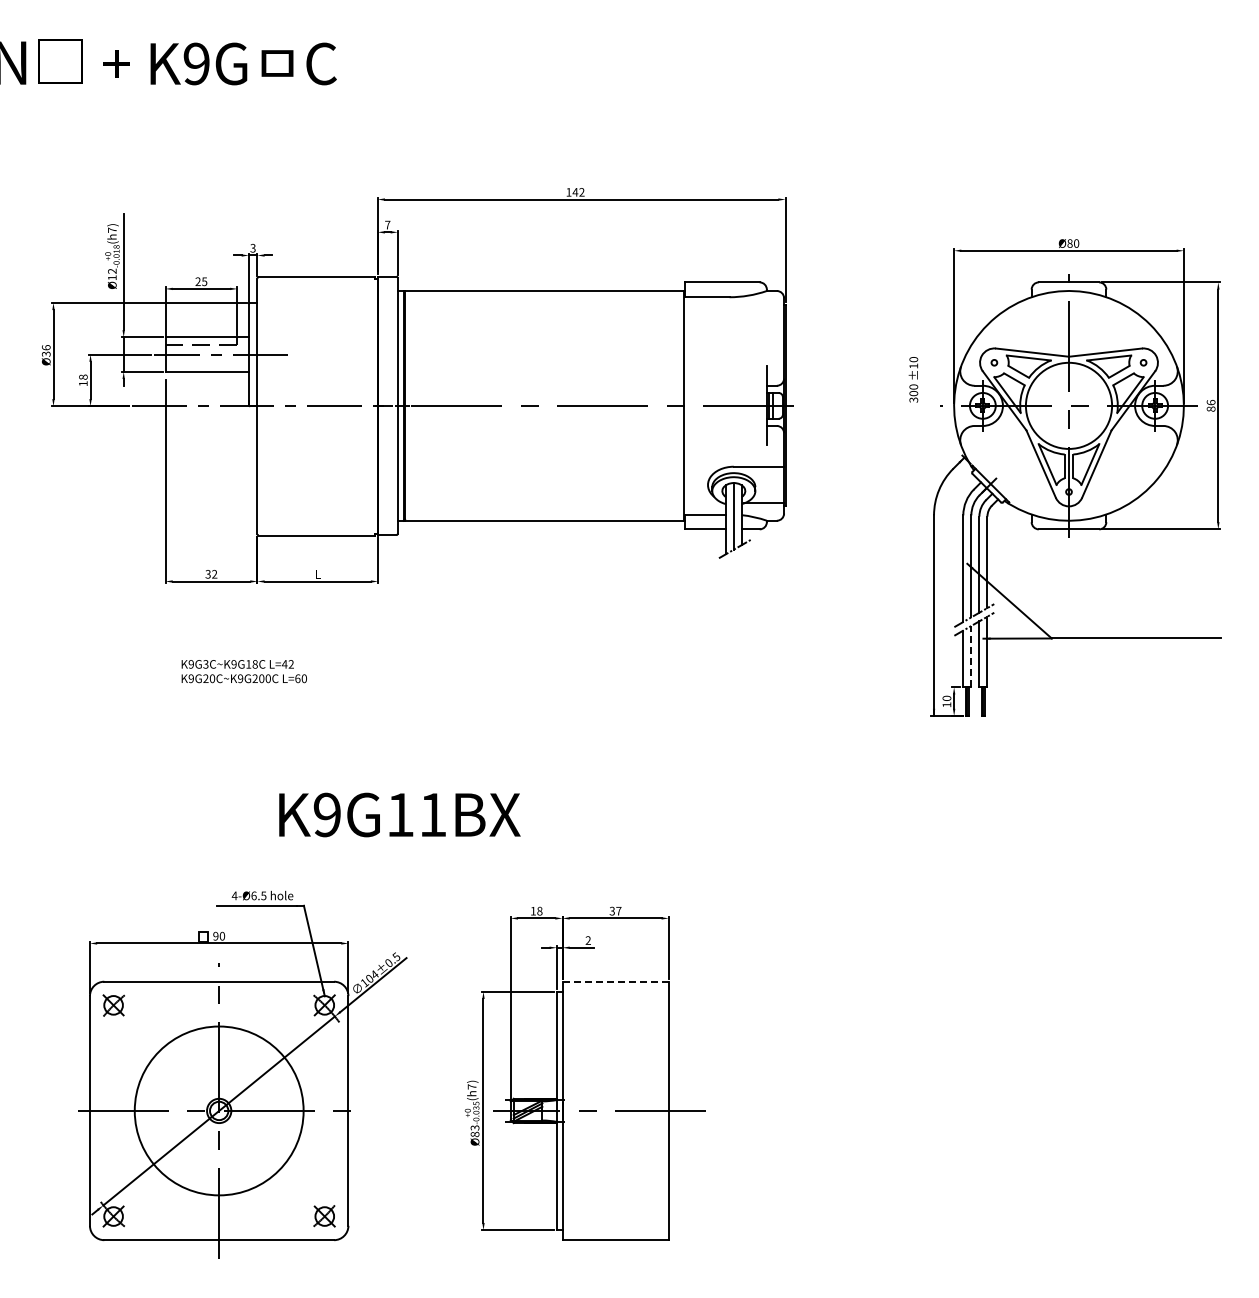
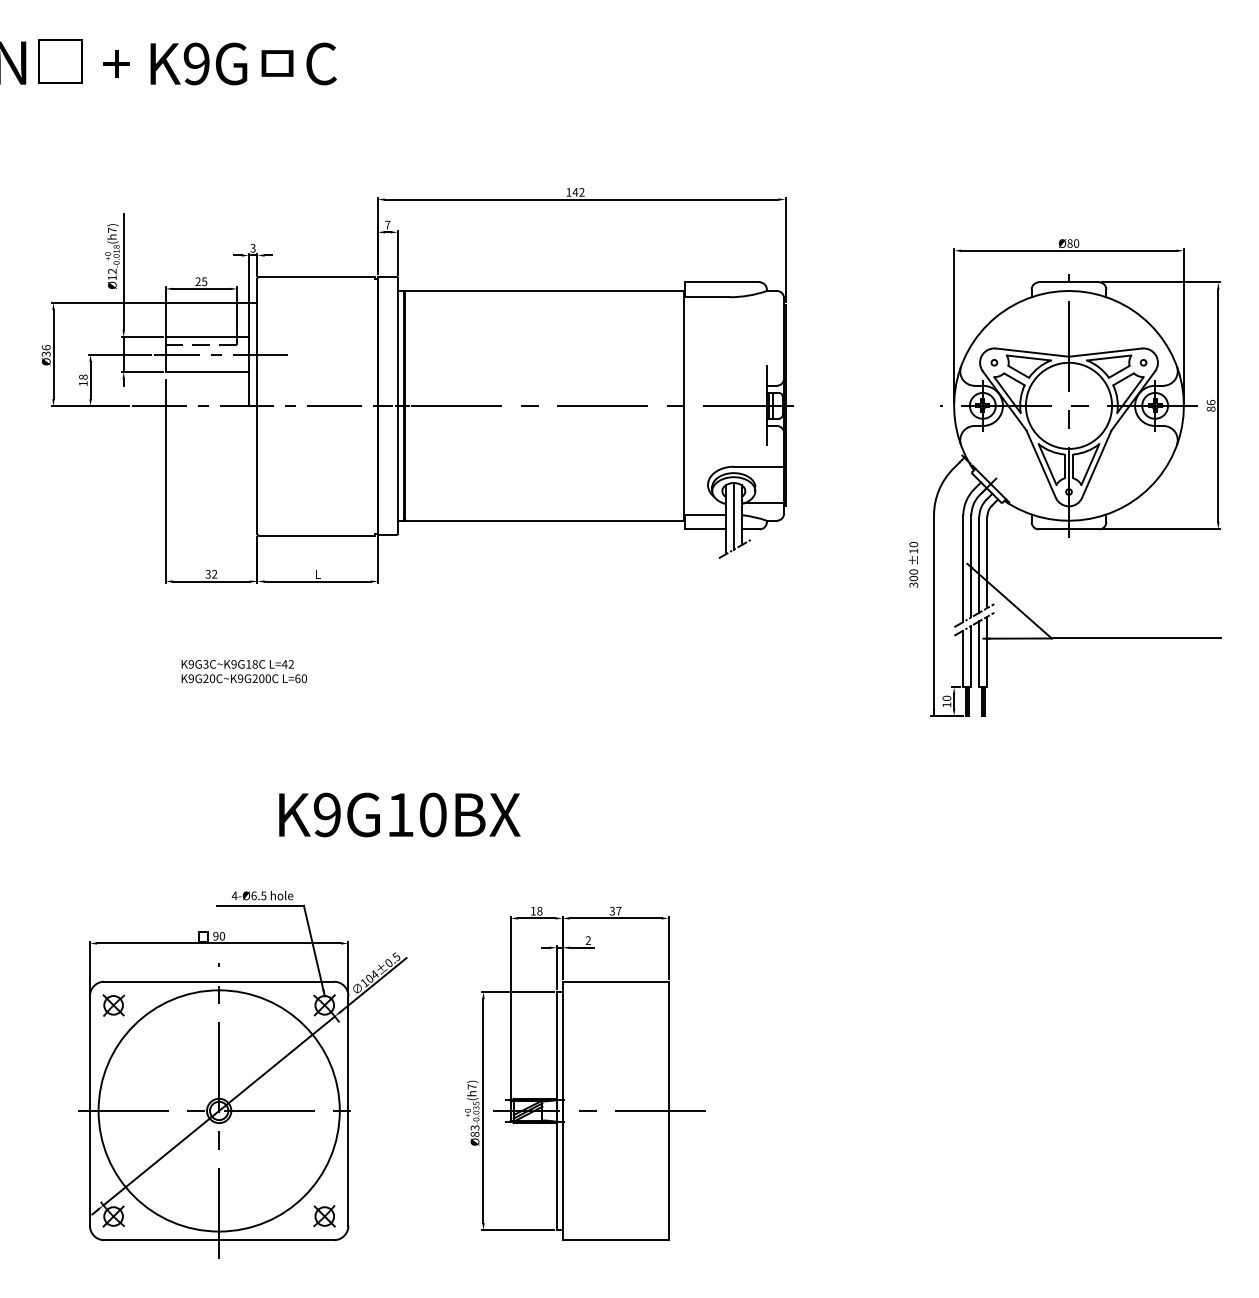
text position: (913, 379) -> (913, 564) (913, 564)
line: dashed -> solid (971, 656)
text: K9G11BX -> K9G10BX (433, 814)
line: dashed -> solid (616, 981)
circle diameter: 169 px -> 241 px (218, 1110)
